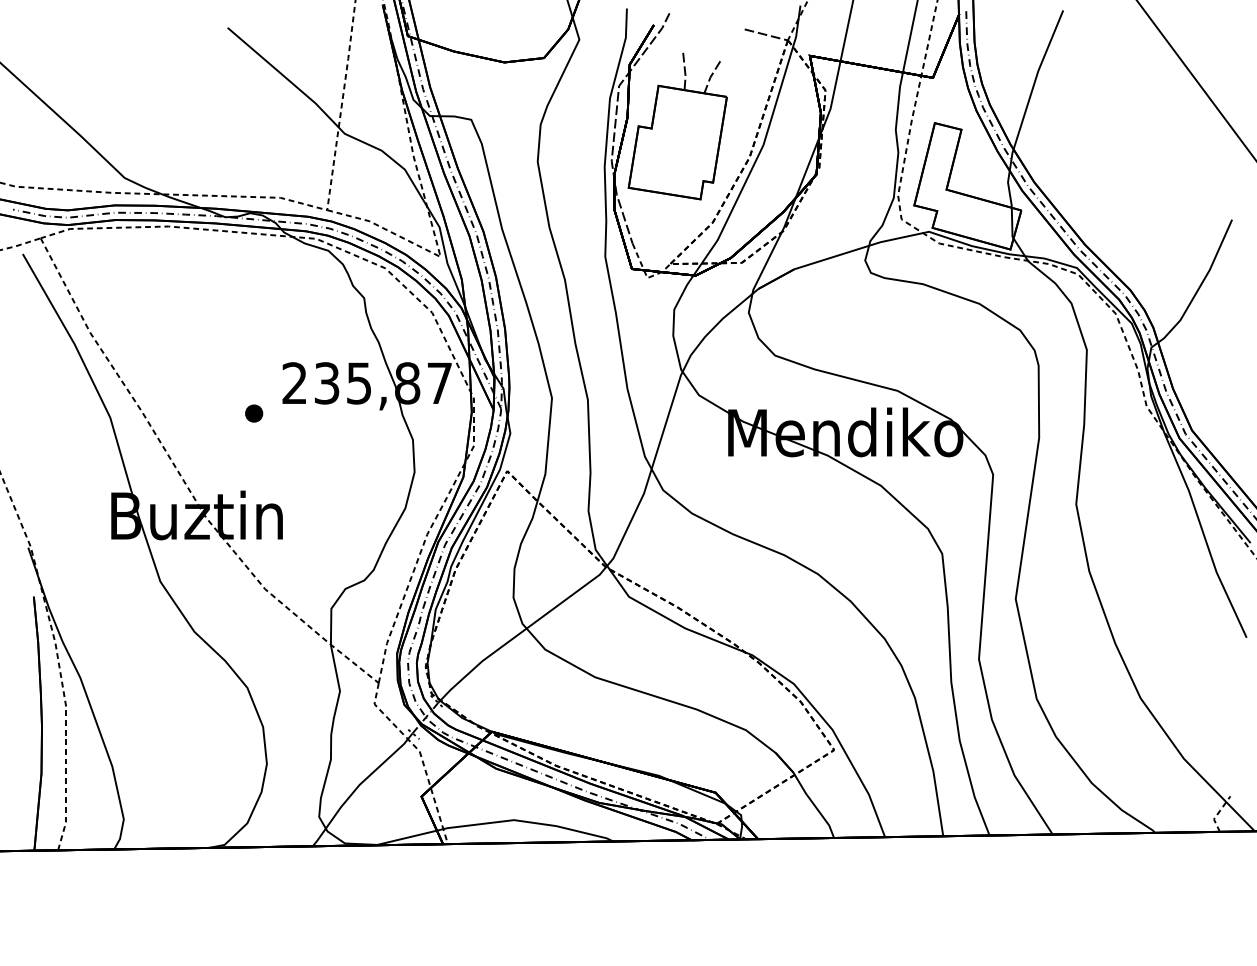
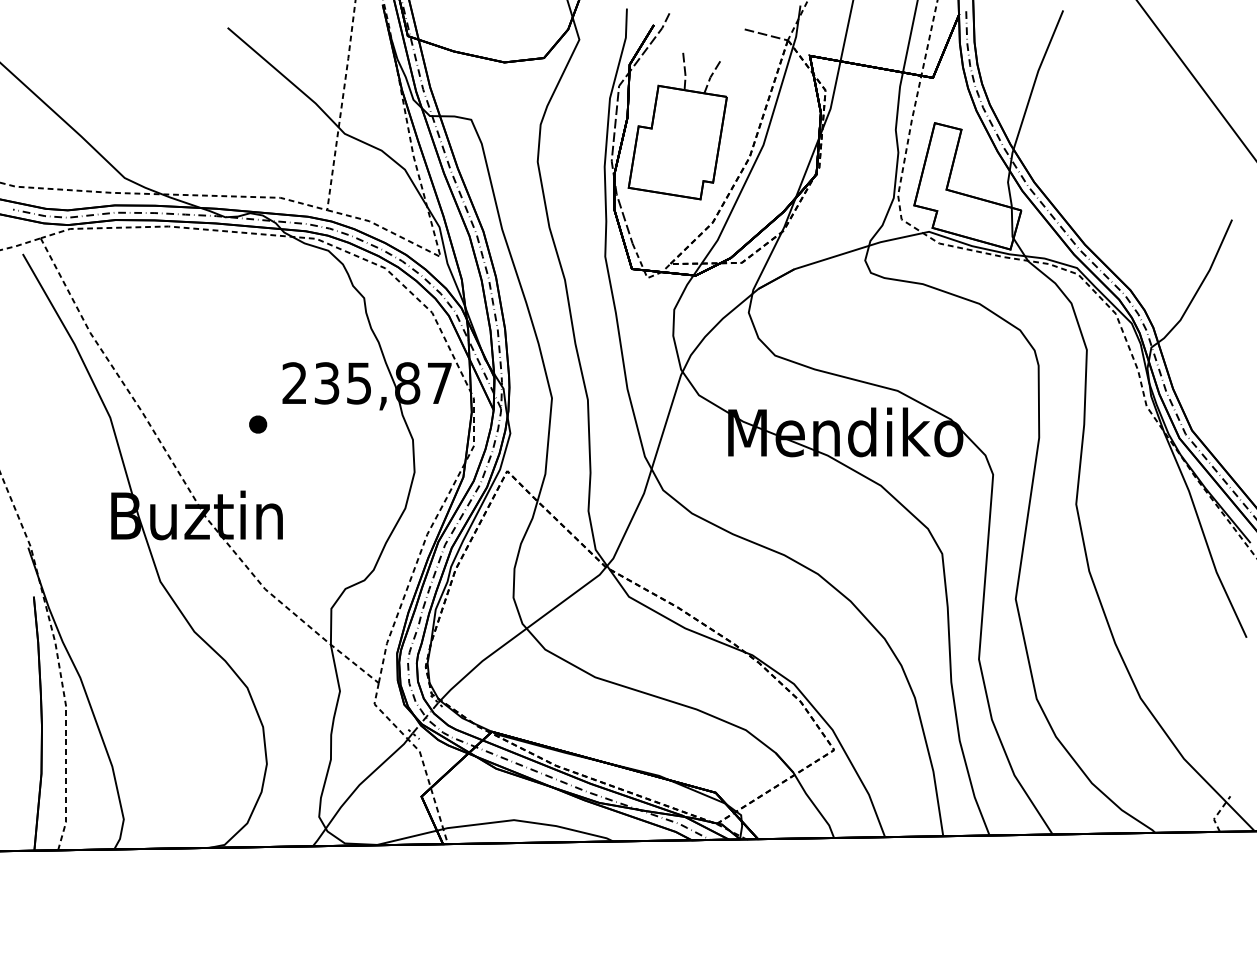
part position: (254, 413) -> (258, 424) (258, 424)
